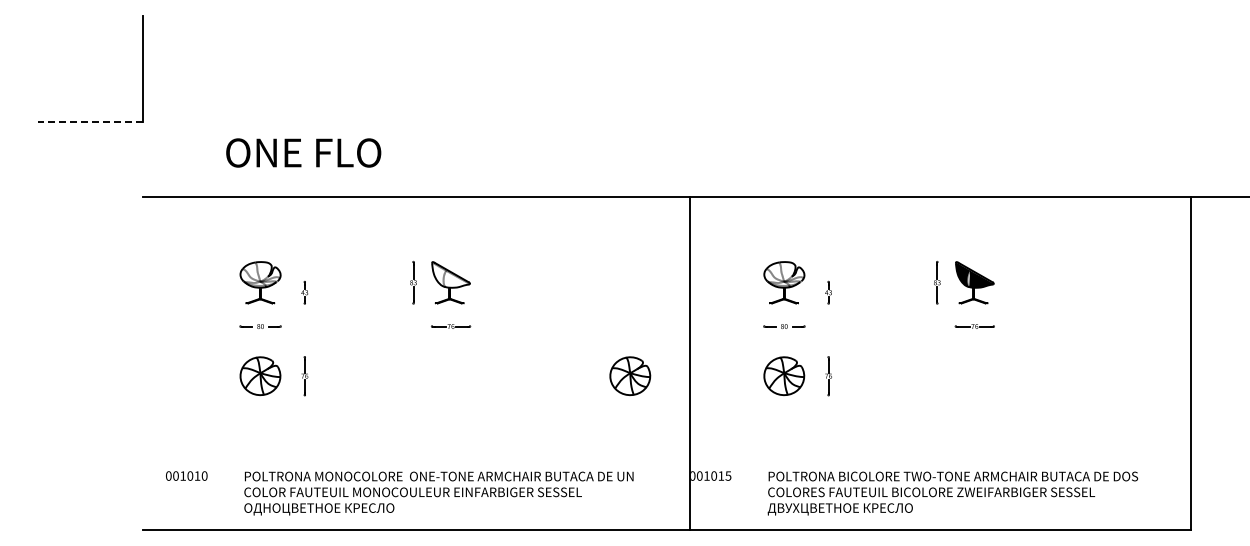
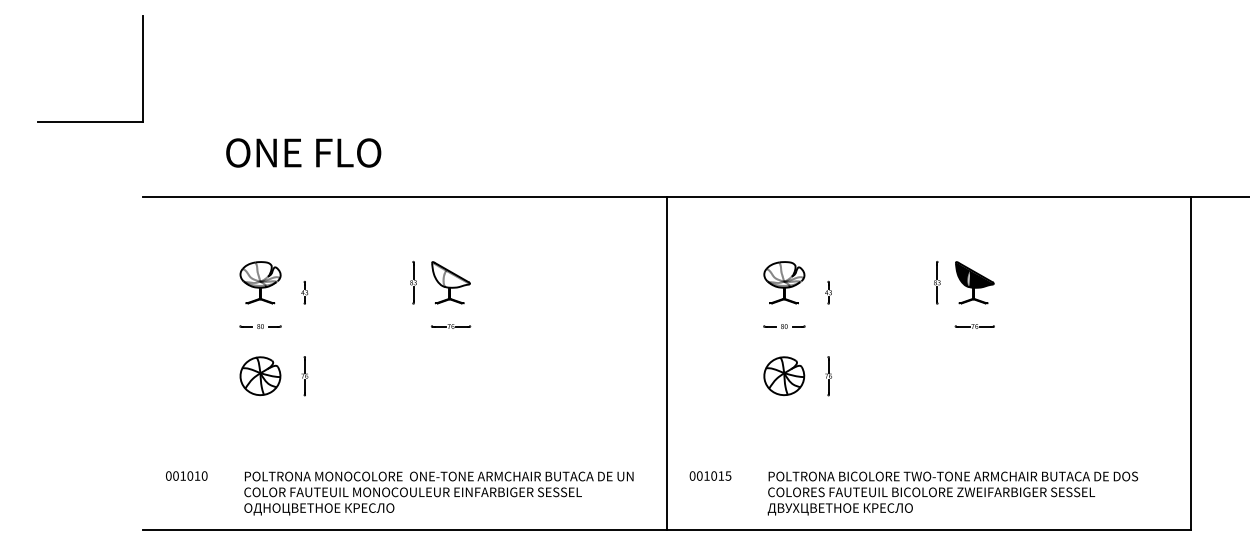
line: dashed -> solid (90, 122)
line position: (690, 362) -> (667, 362) (667, 362)
part: present -> none (630, 375)
